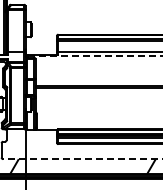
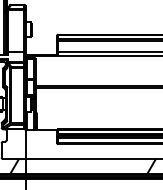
line: dashed -> solid (95, 56)
line: dashed -> solid (83, 159)
